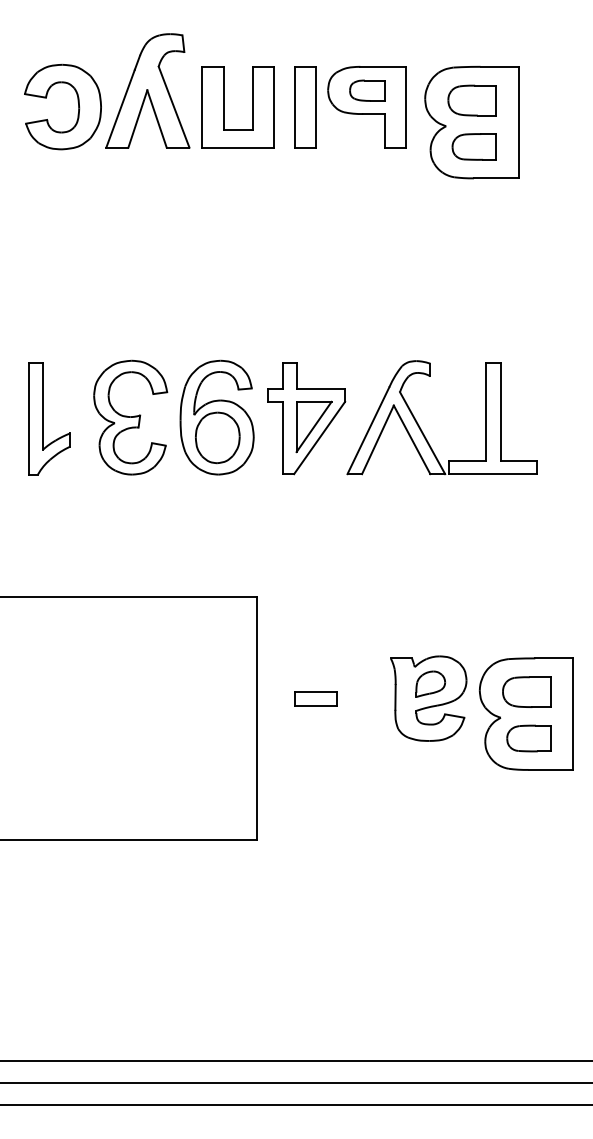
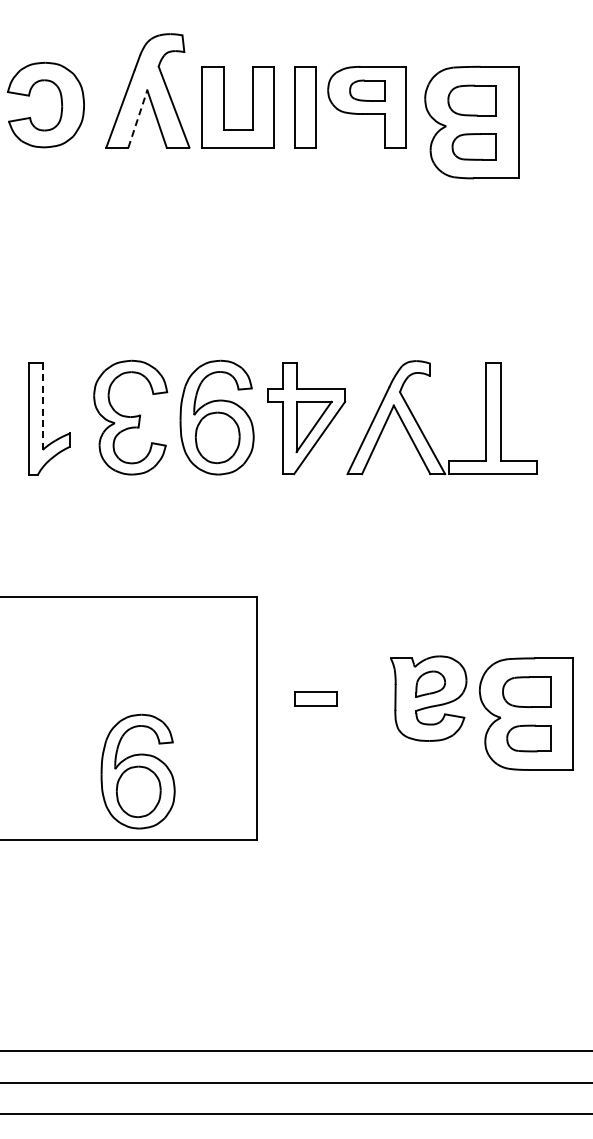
part position: (77, 101) -> (60, 99) (60, 99)
line: solid -> dashed (138, 118)
line: solid -> dashed (42, 406)
part: none -> present (137, 771)
line position: (295, 1060) -> (295, 1050) (295, 1050)
line position: (295, 1104) -> (295, 1113) (295, 1113)
